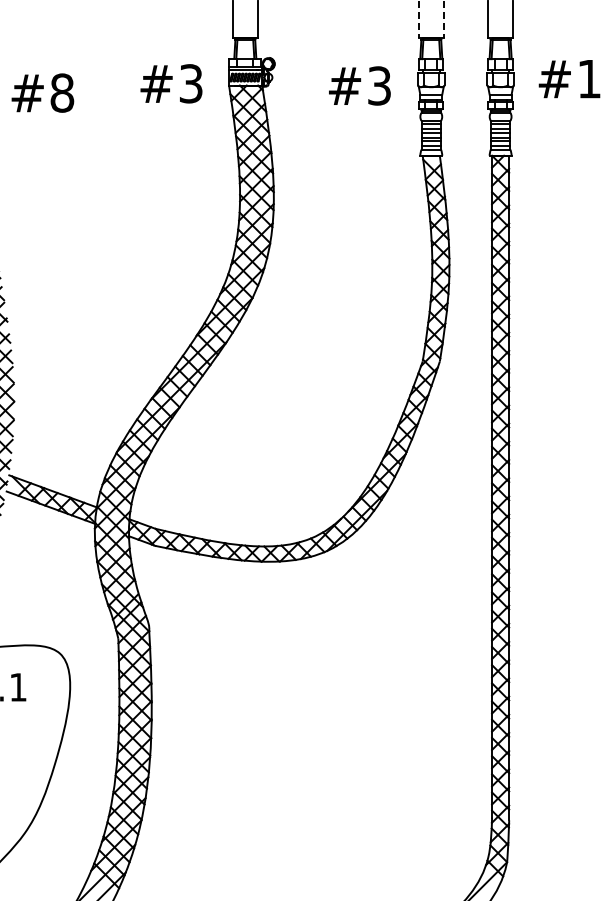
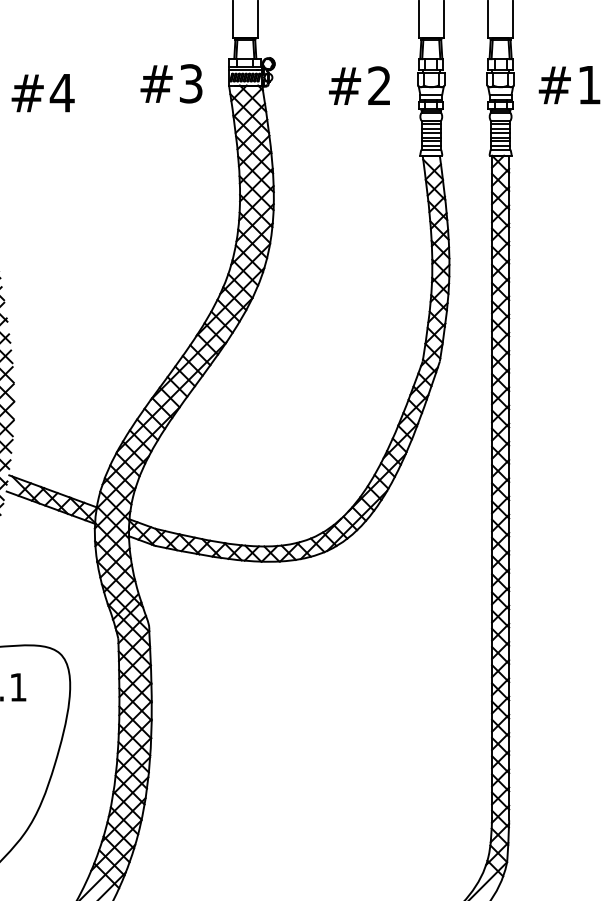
line: dashed -> solid (418, 19)
line: dashed -> solid (443, 19)
text position: (569, 79) -> (569, 85) (569, 85)
text: #3 -> #2 (379, 85)
text: #8 -> #4 (61, 92)
